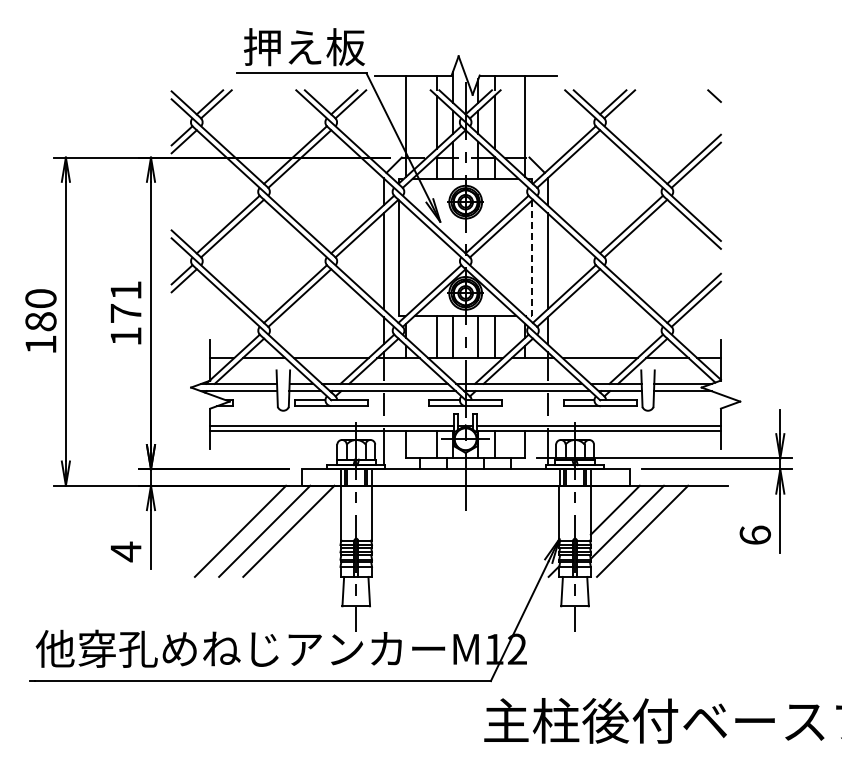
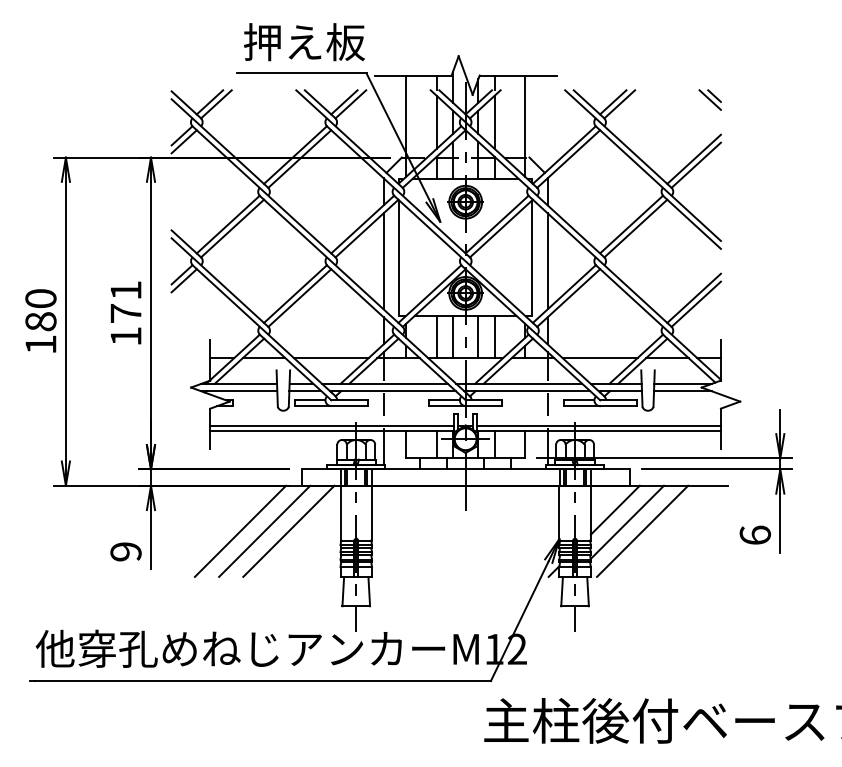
text position: (304, 47) -> (304, 42) (304, 42)
line: none -> present (709, 99)
line: dashed -> solid (532, 262)
text: 4 -> 9 (125, 551)
